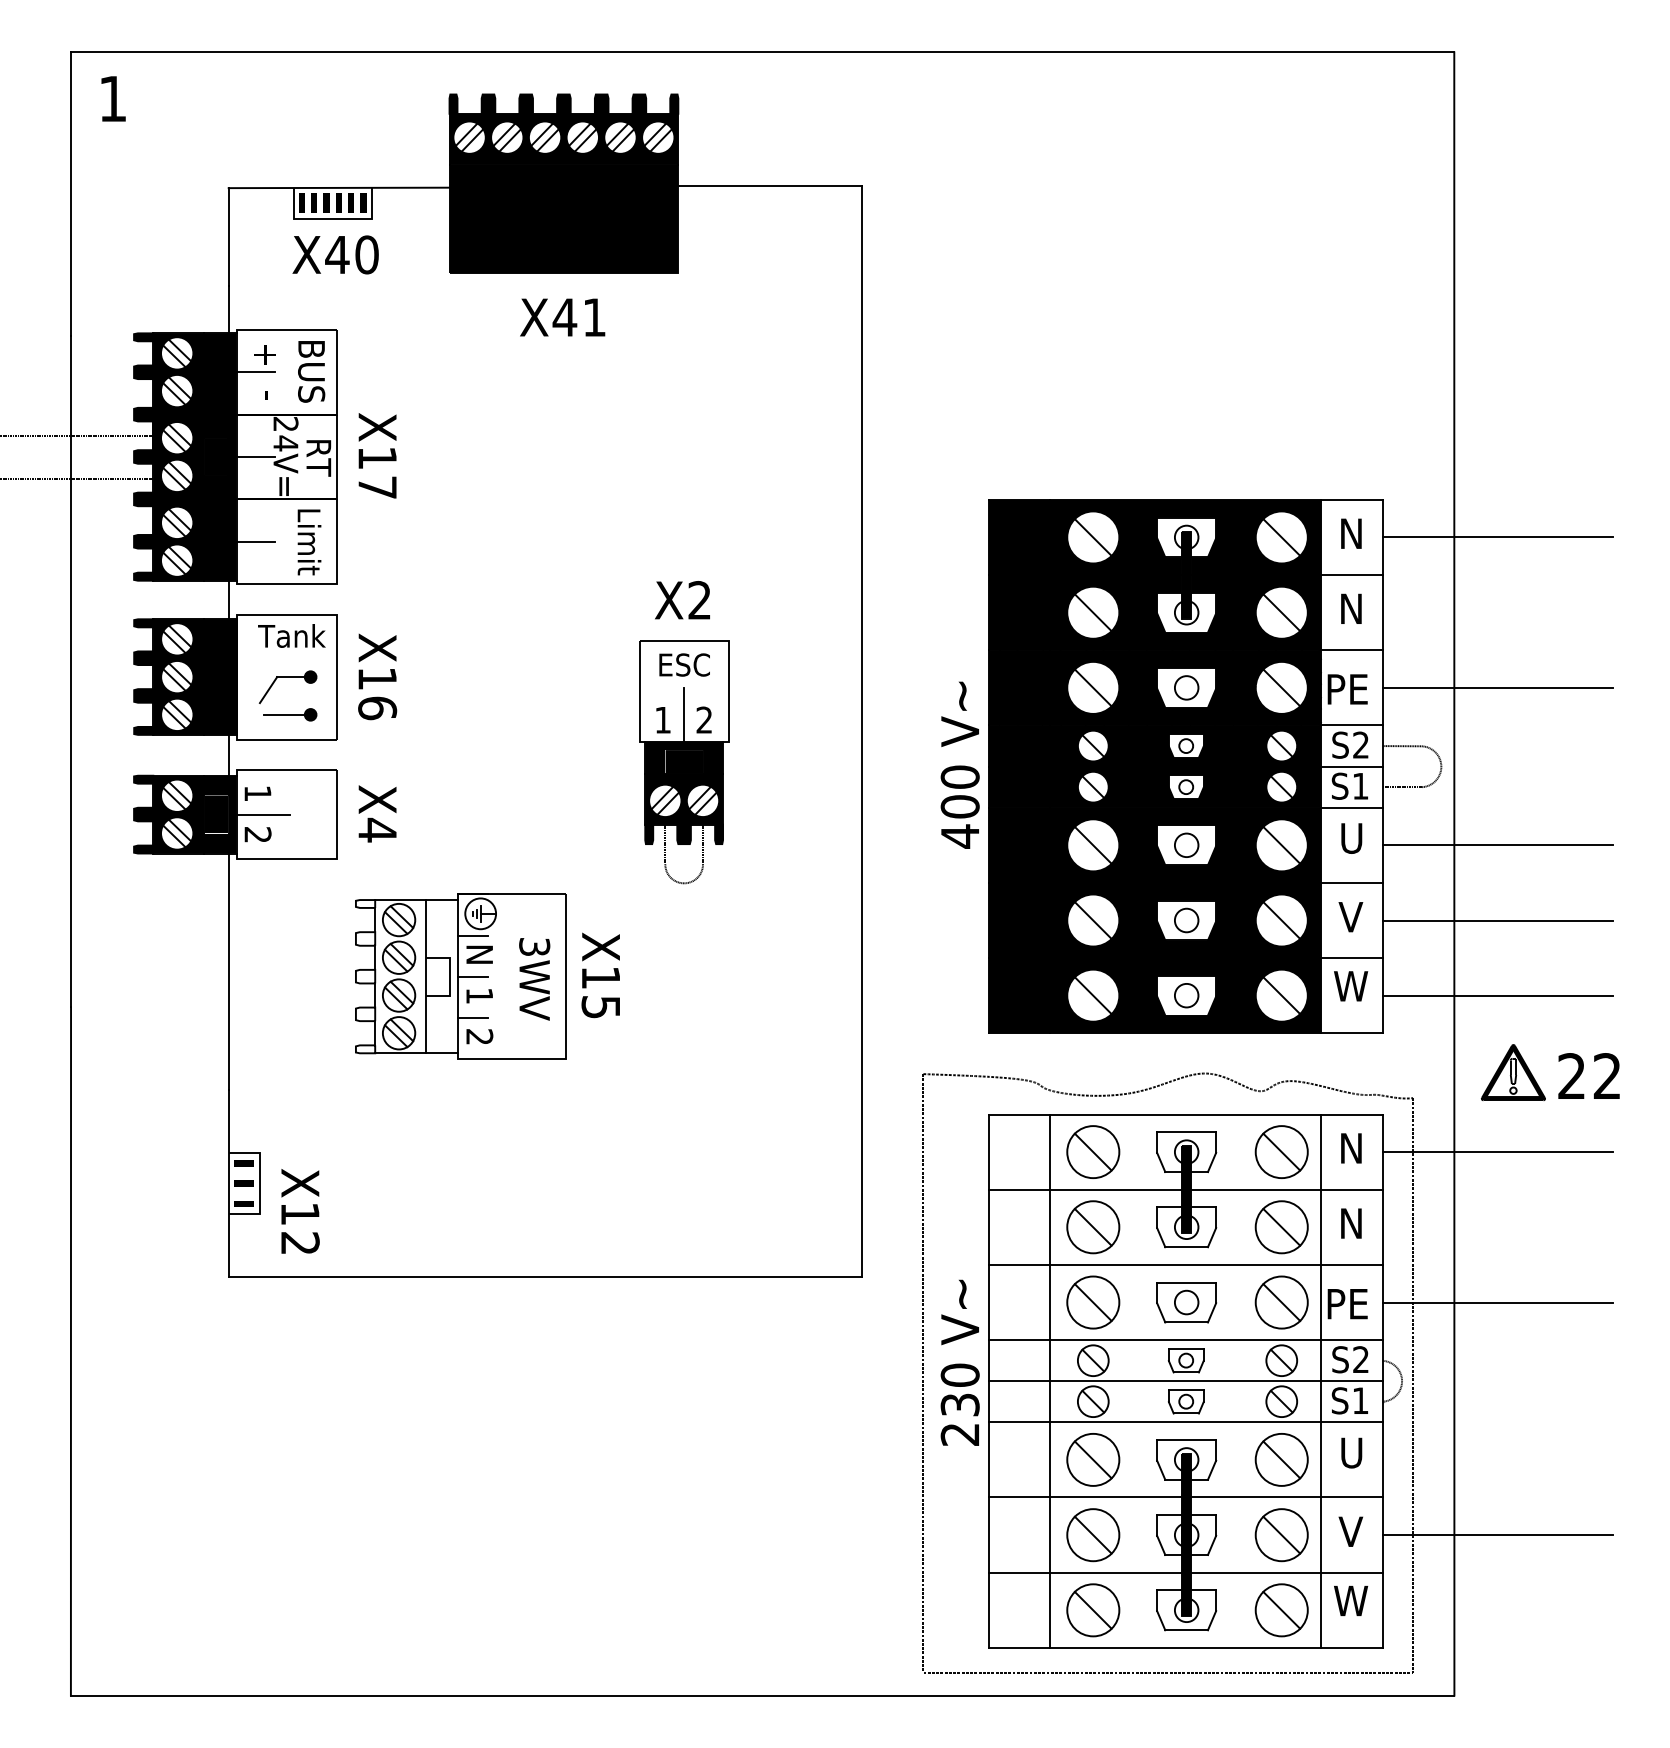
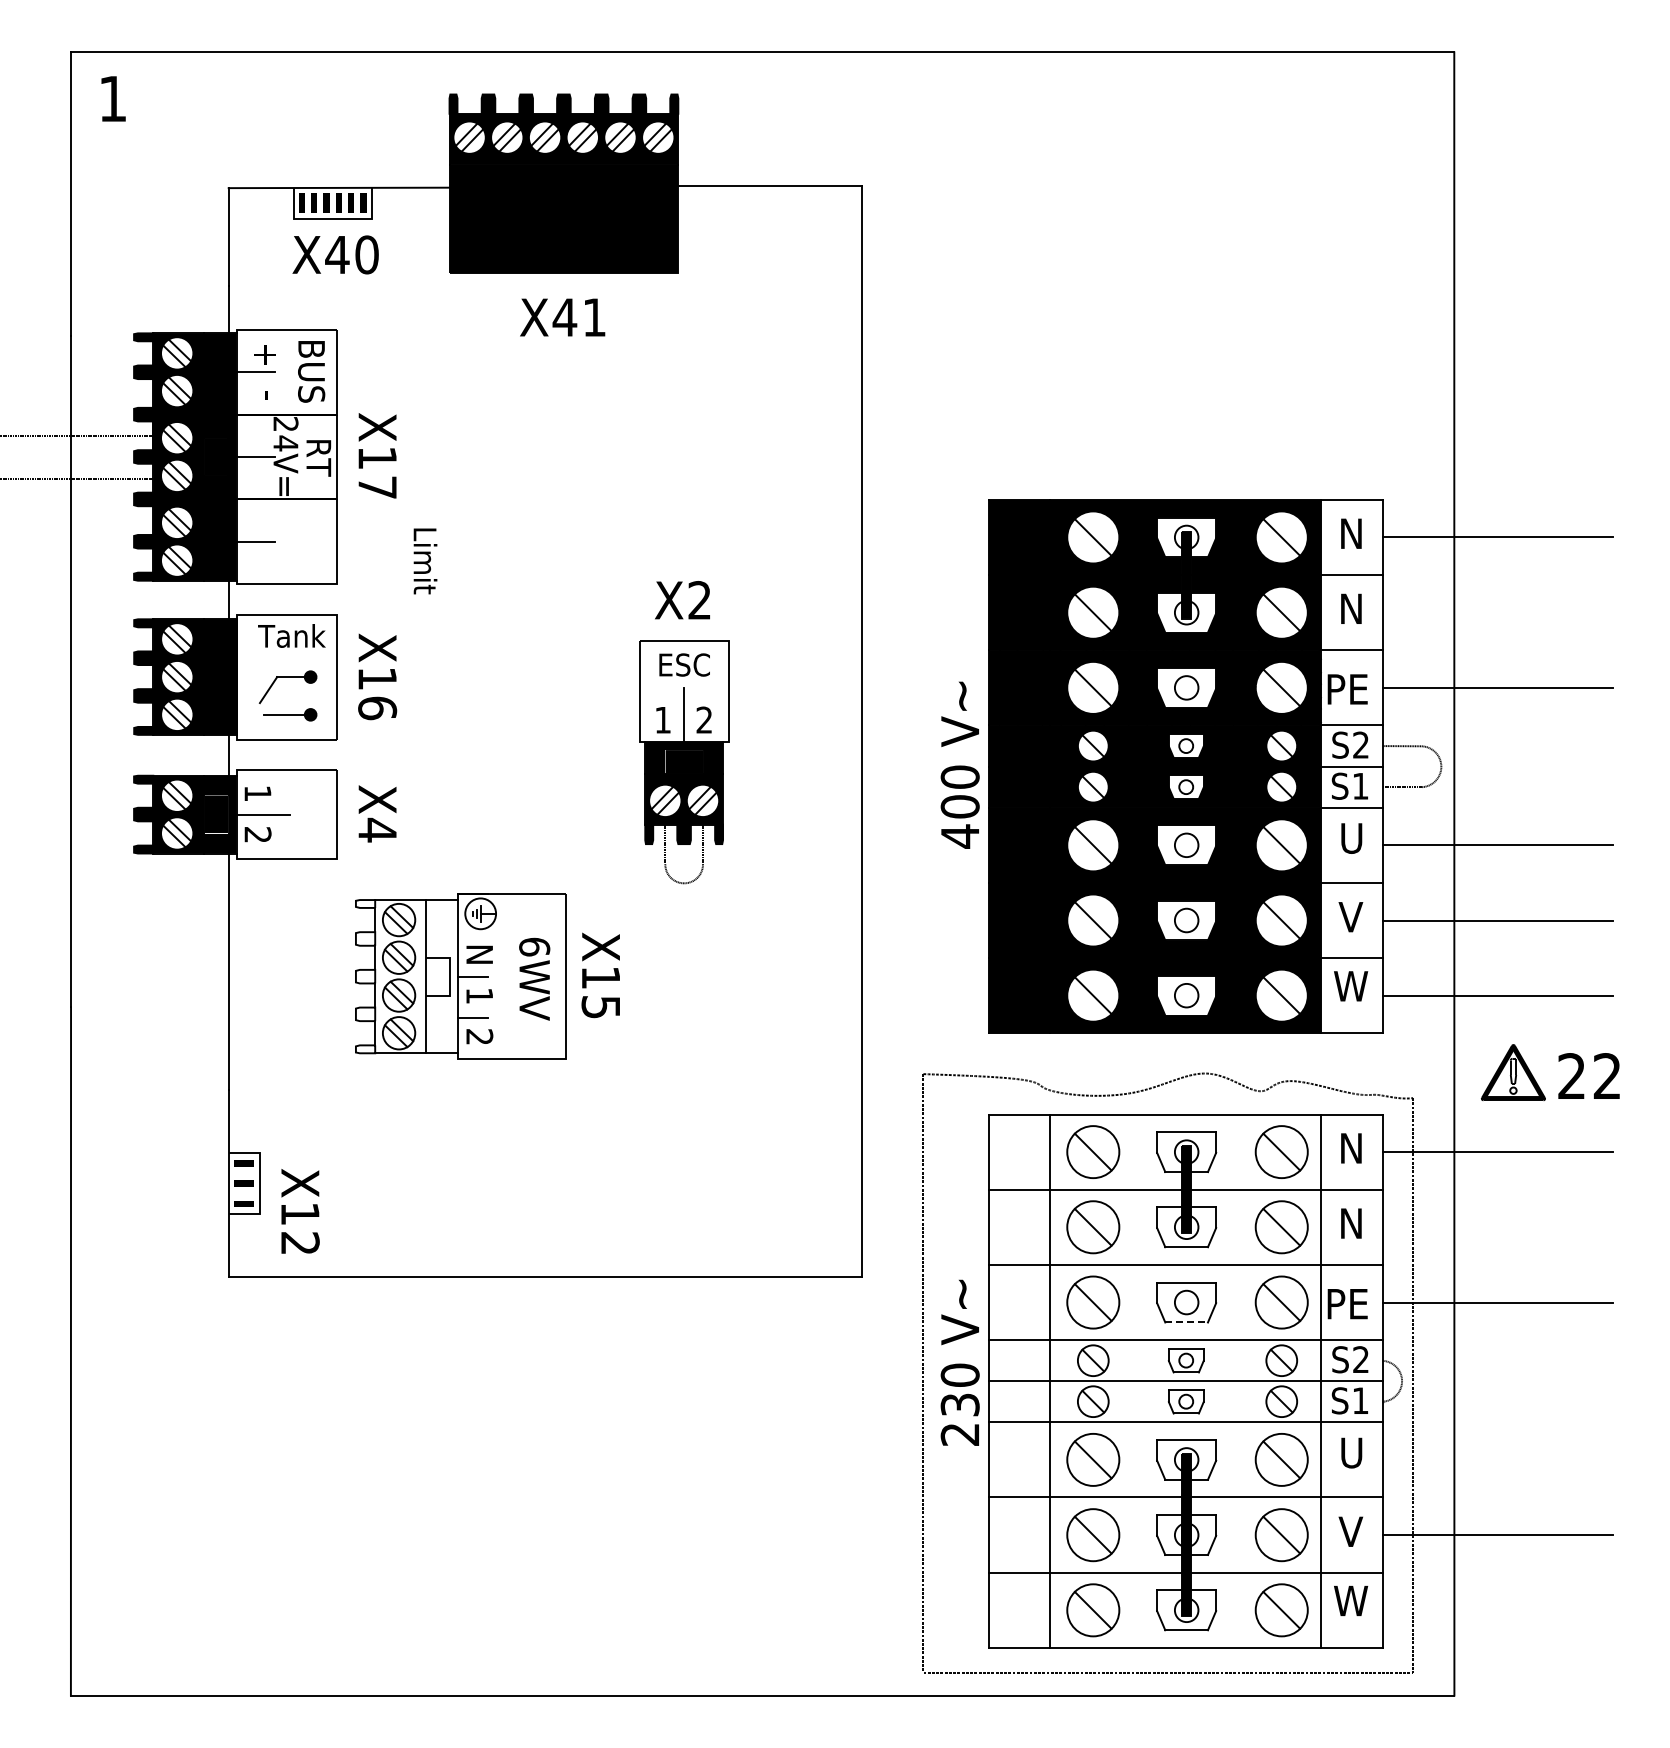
text position: (309, 542) -> (425, 561) (425, 561)
line: present -> none (473, 935)
text: 3WV -> 6WV (534, 946)
line: solid -> dashed (1187, 1322)
